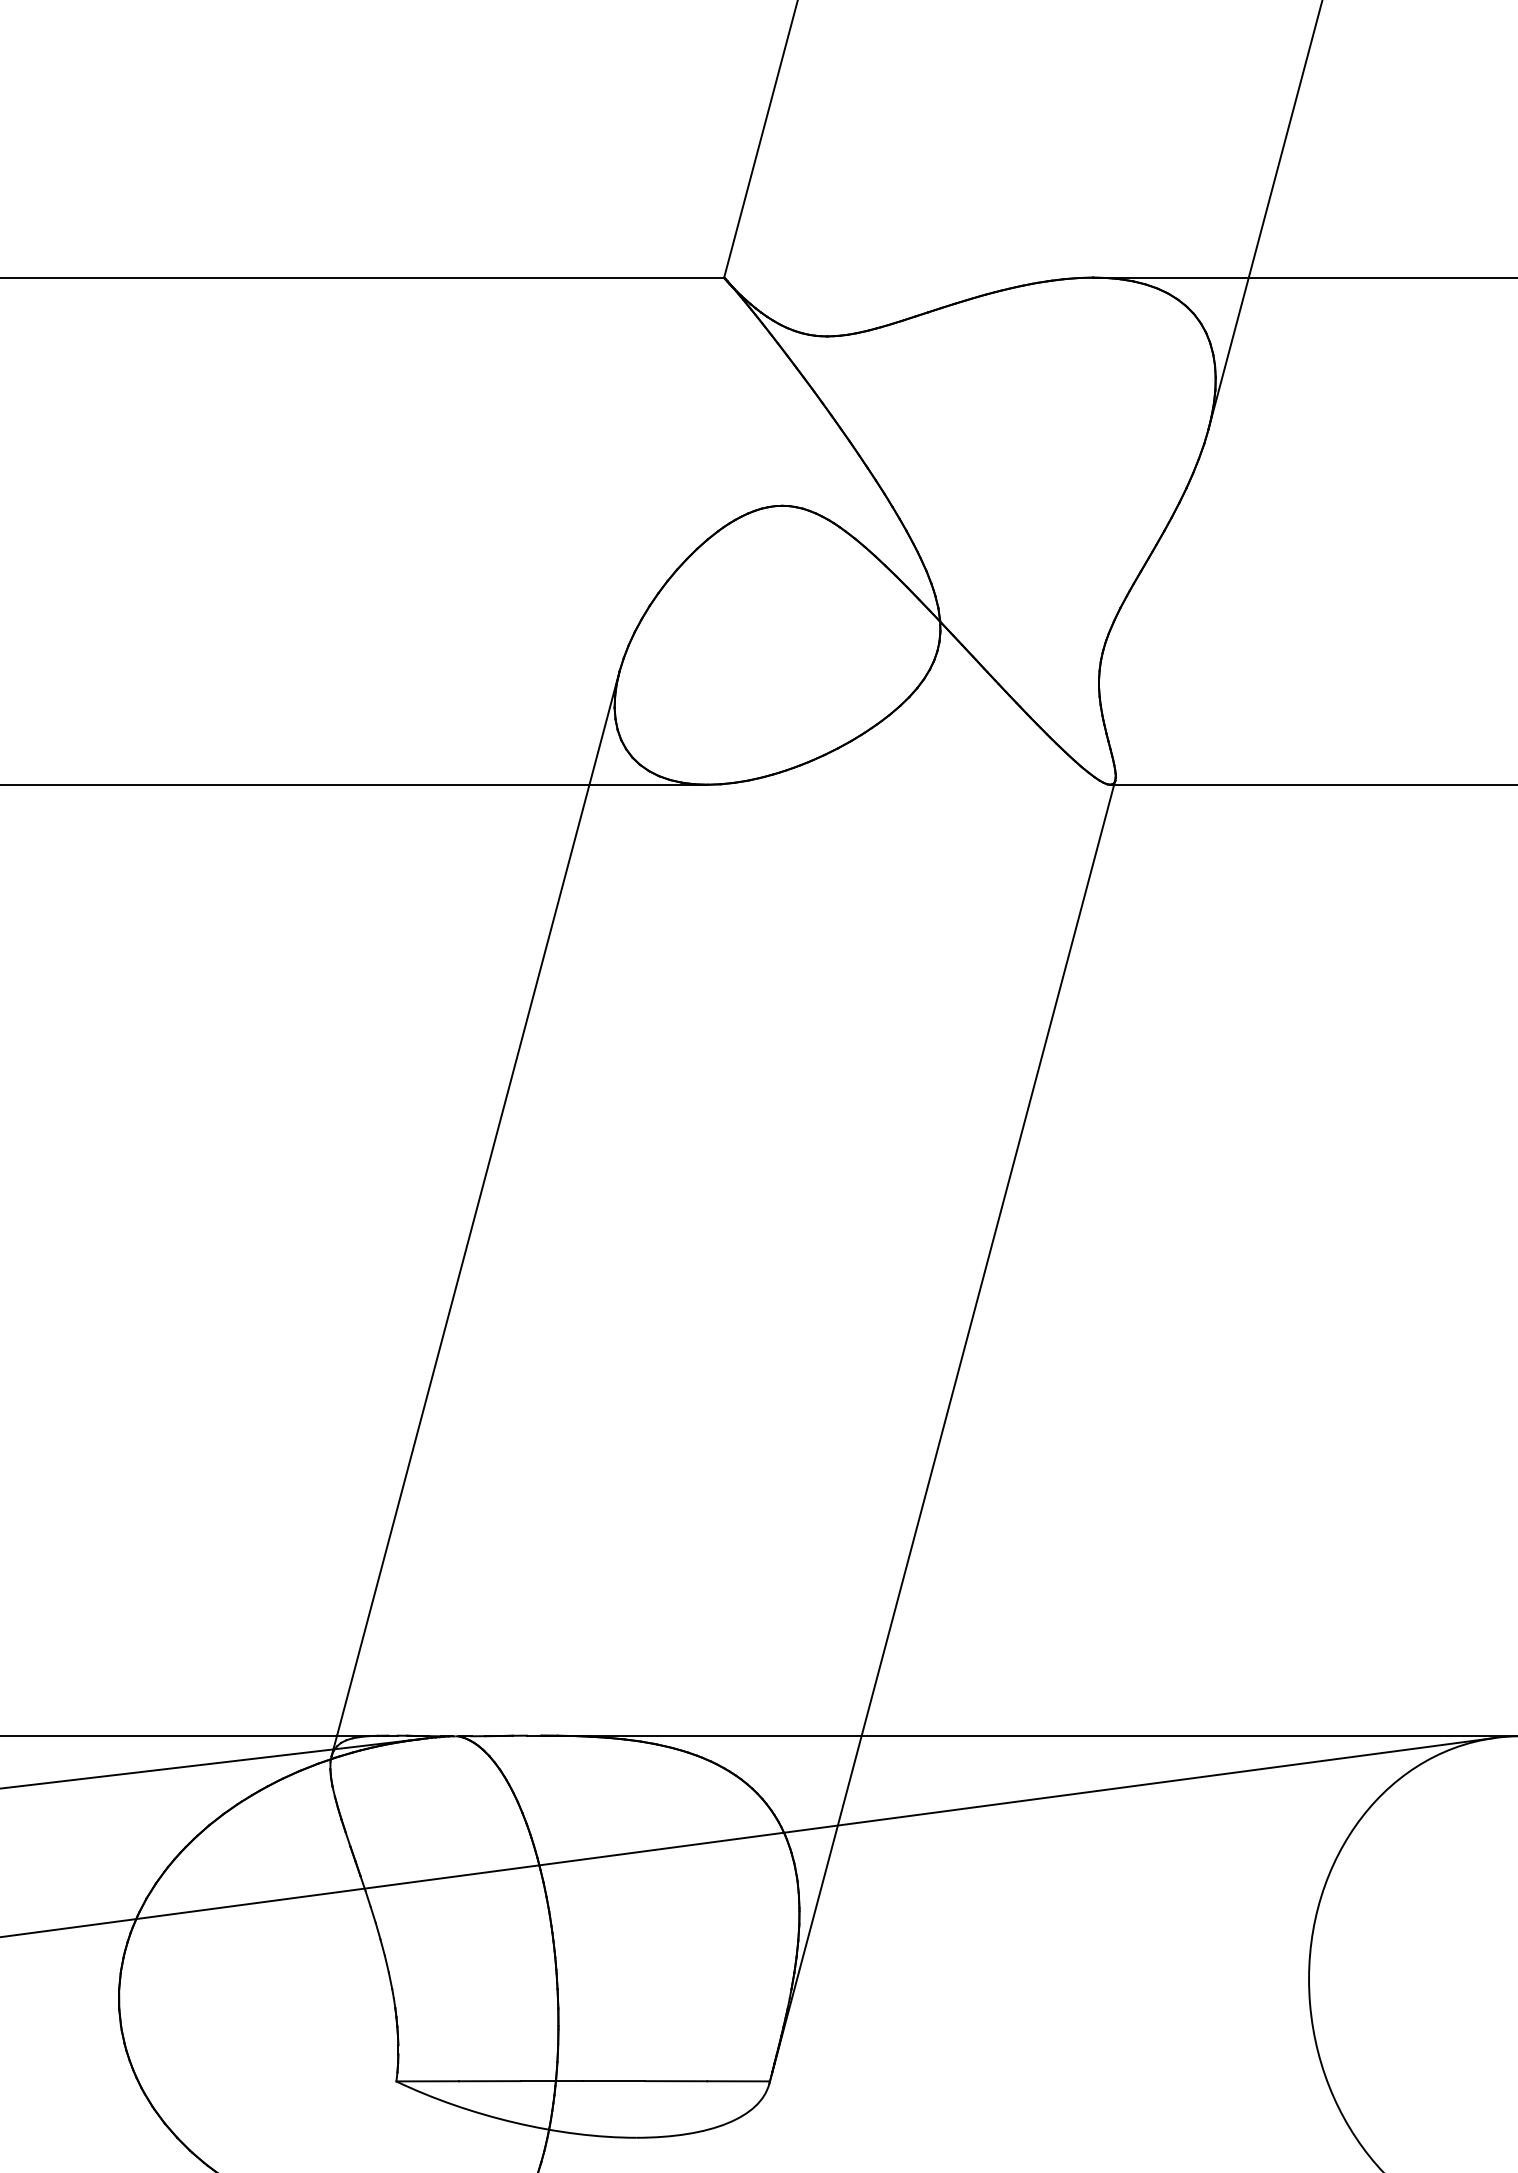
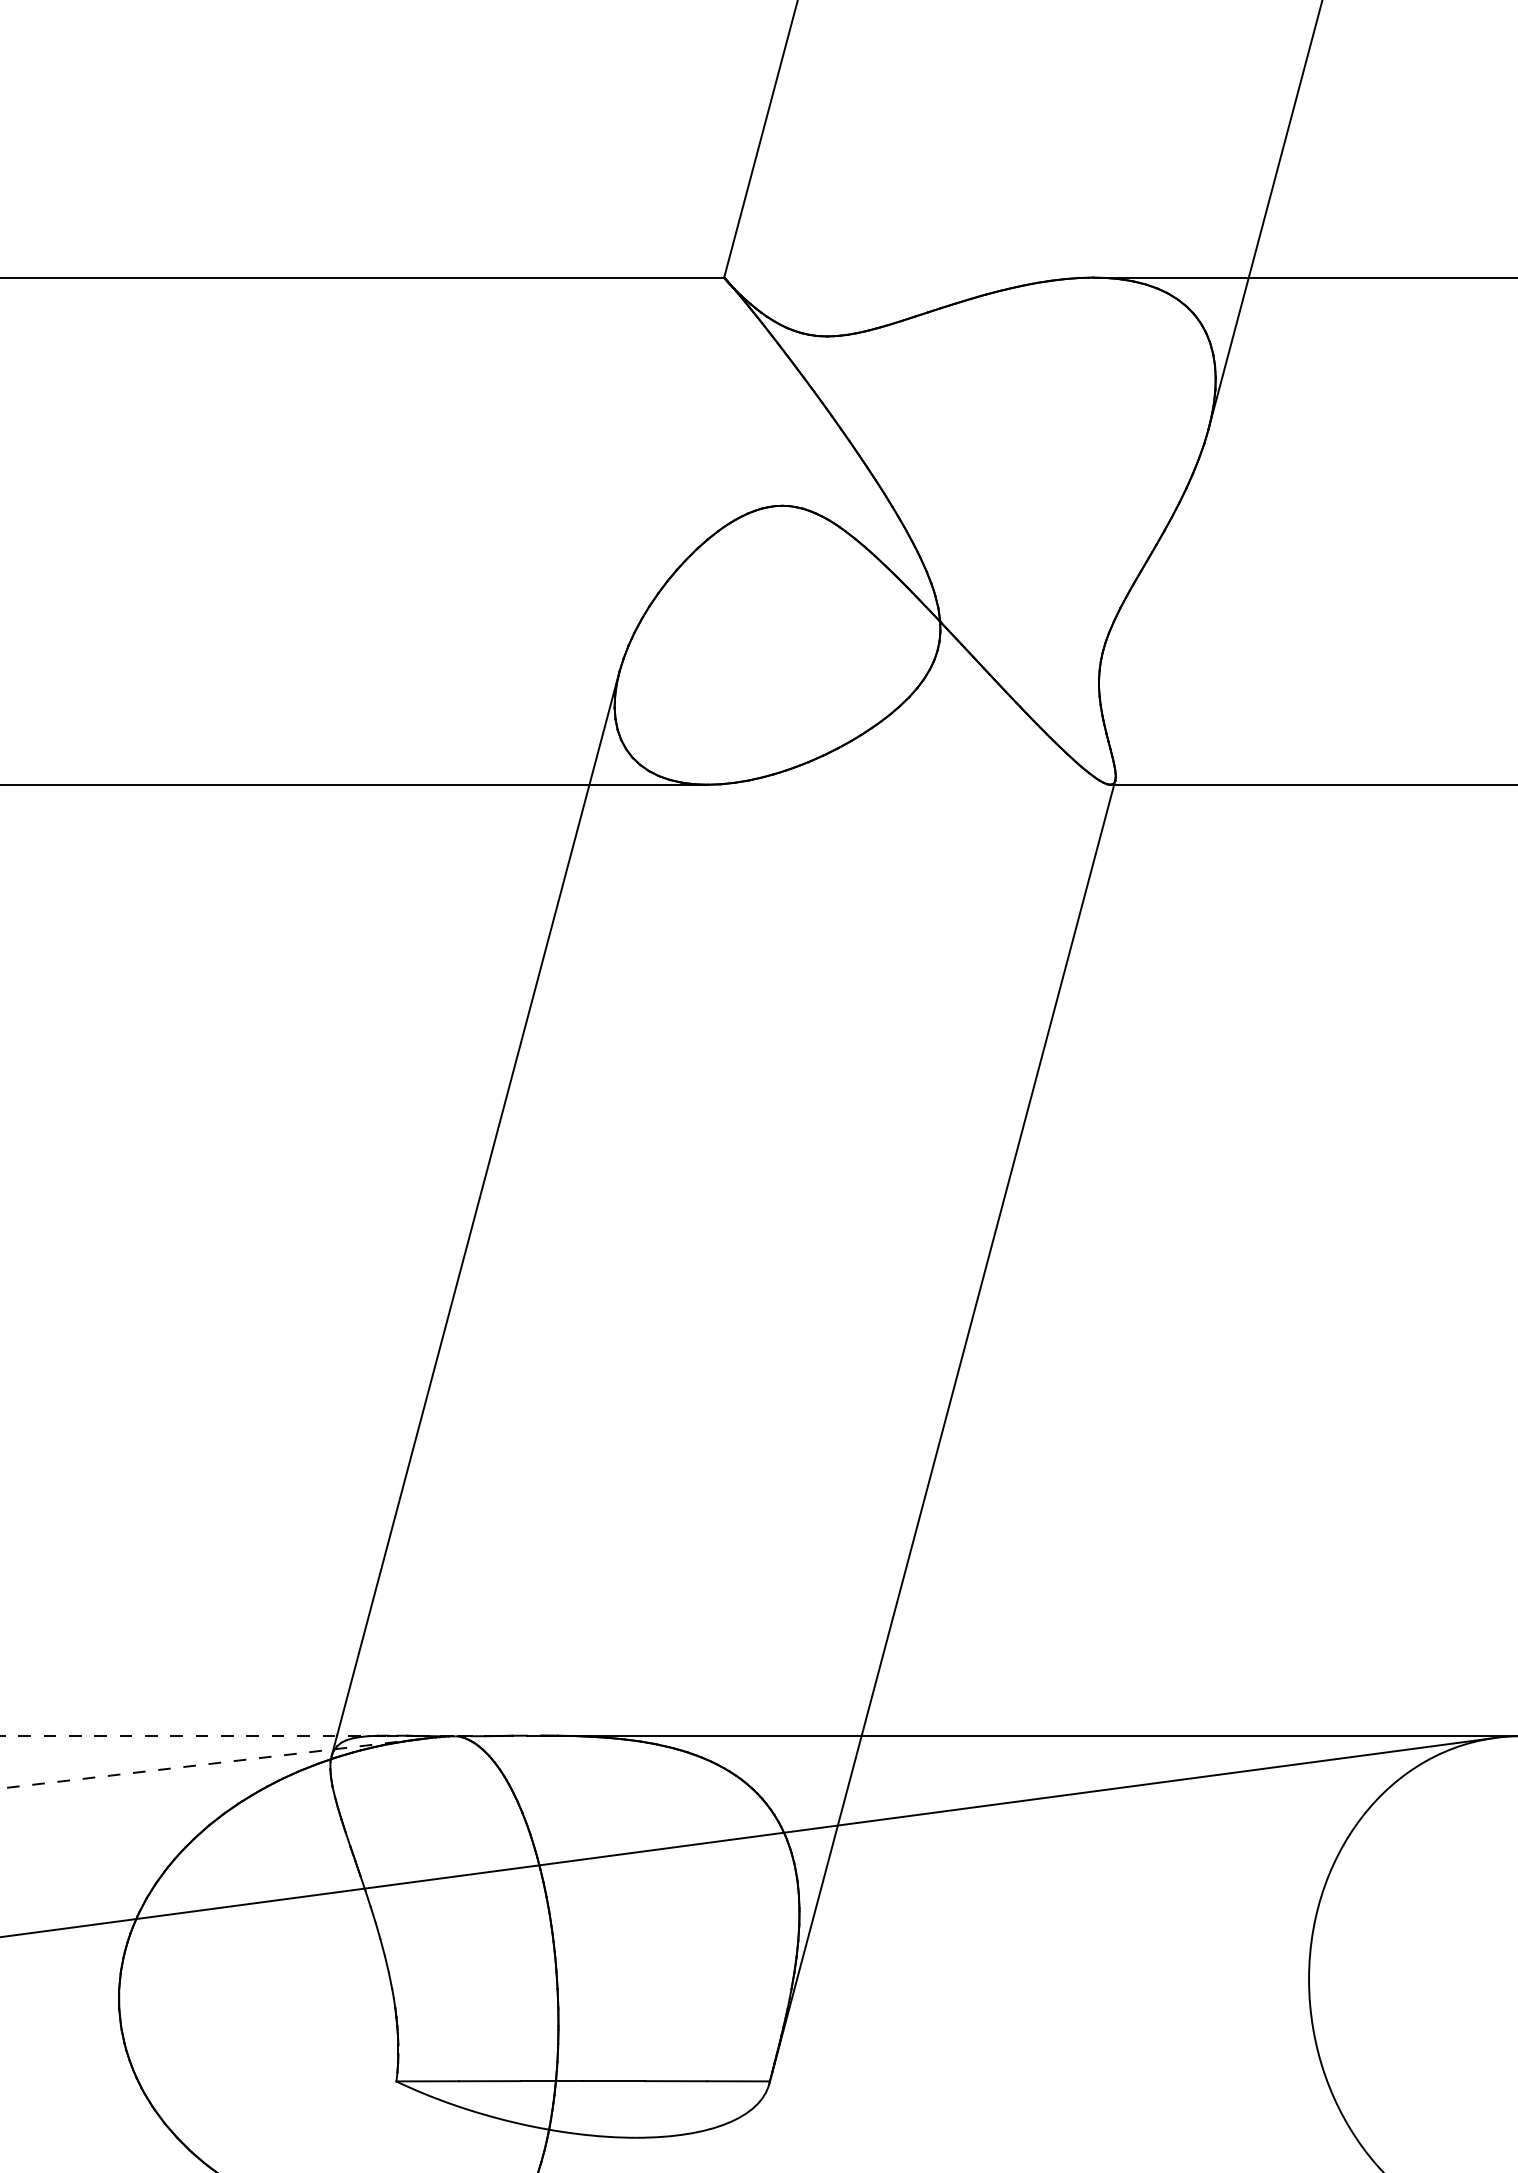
line: solid -> dashed (194, 1735)
line: solid -> dashed (211, 1763)
